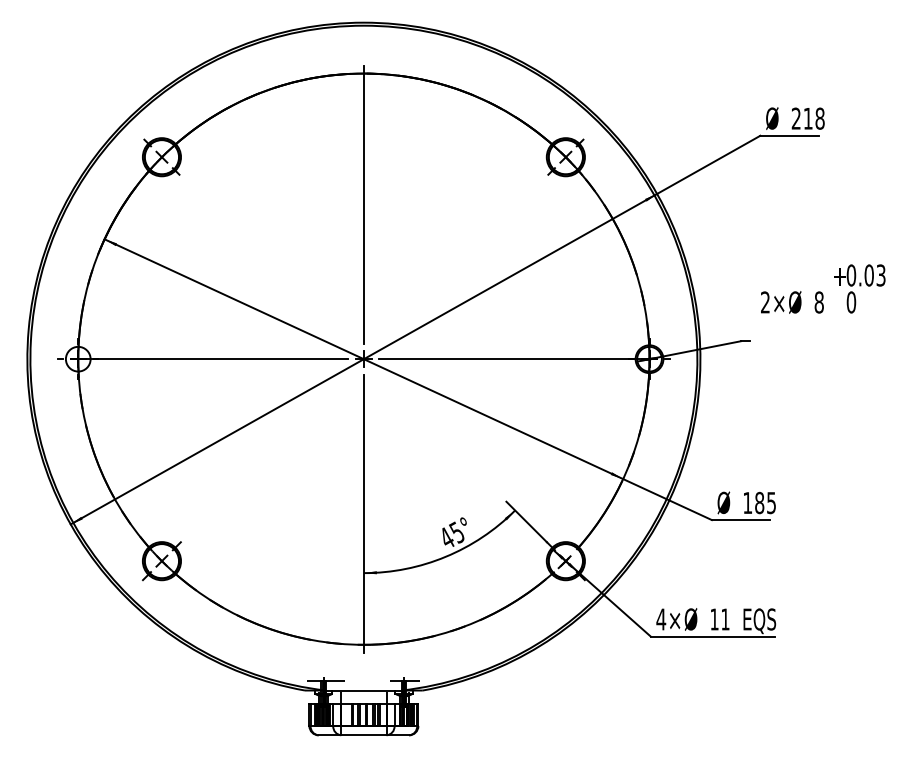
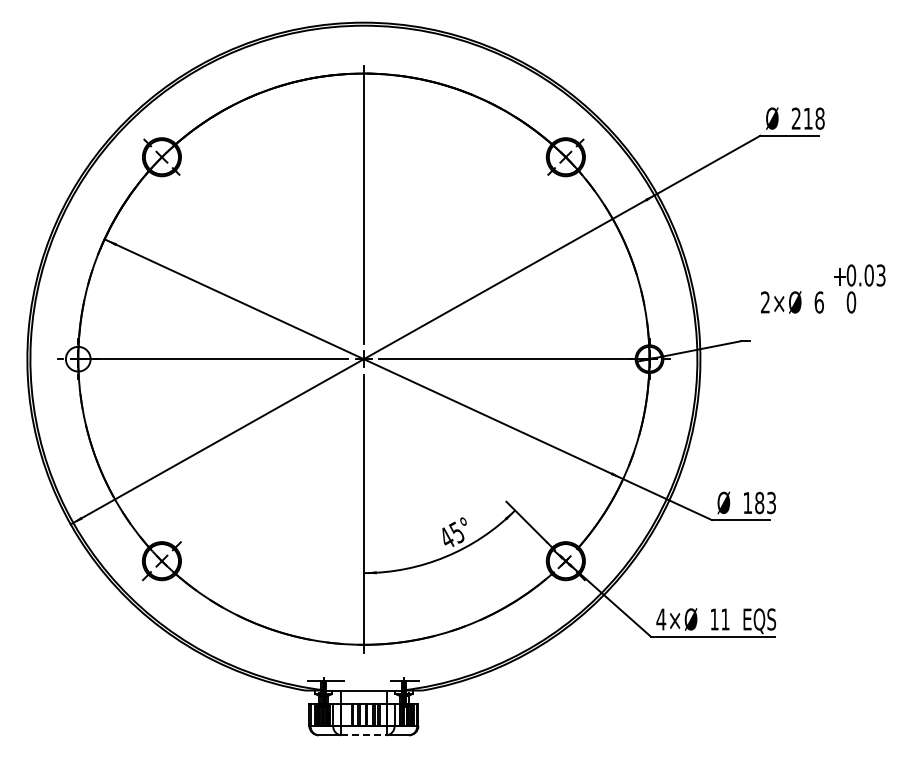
text: 8 -> 6 (818, 302)
text: 185 -> 183 (771, 502)
line: solid -> dashed (363, 735)
